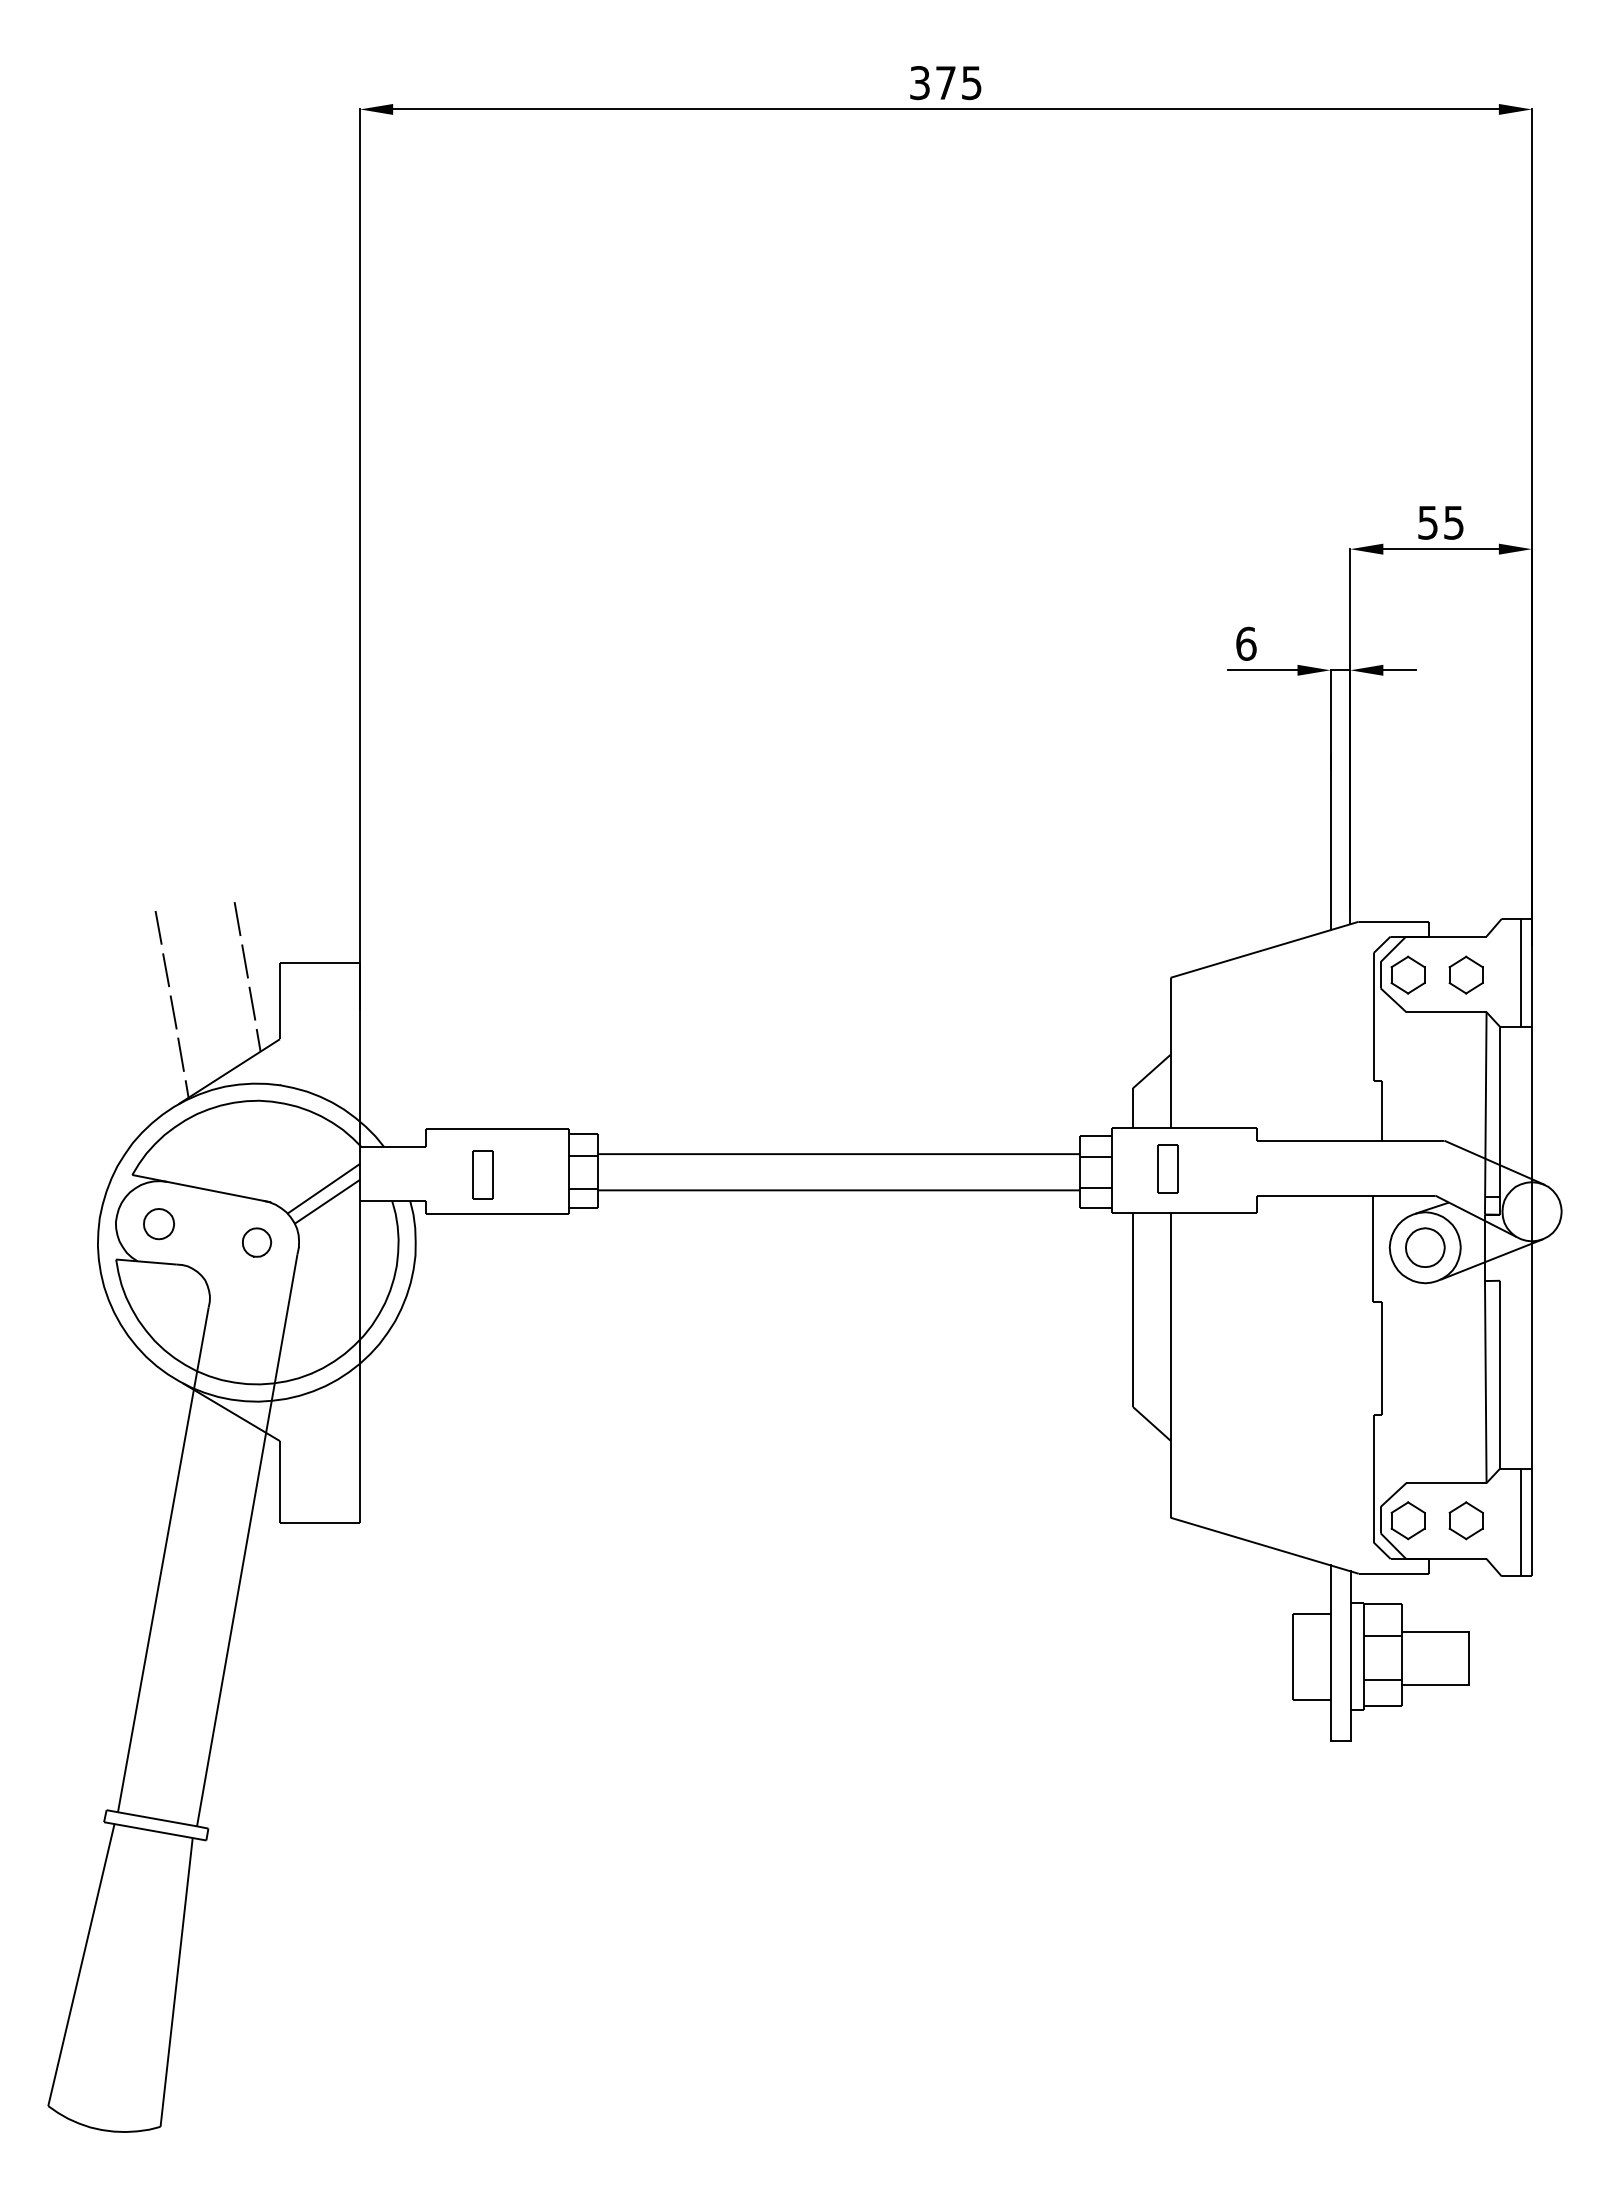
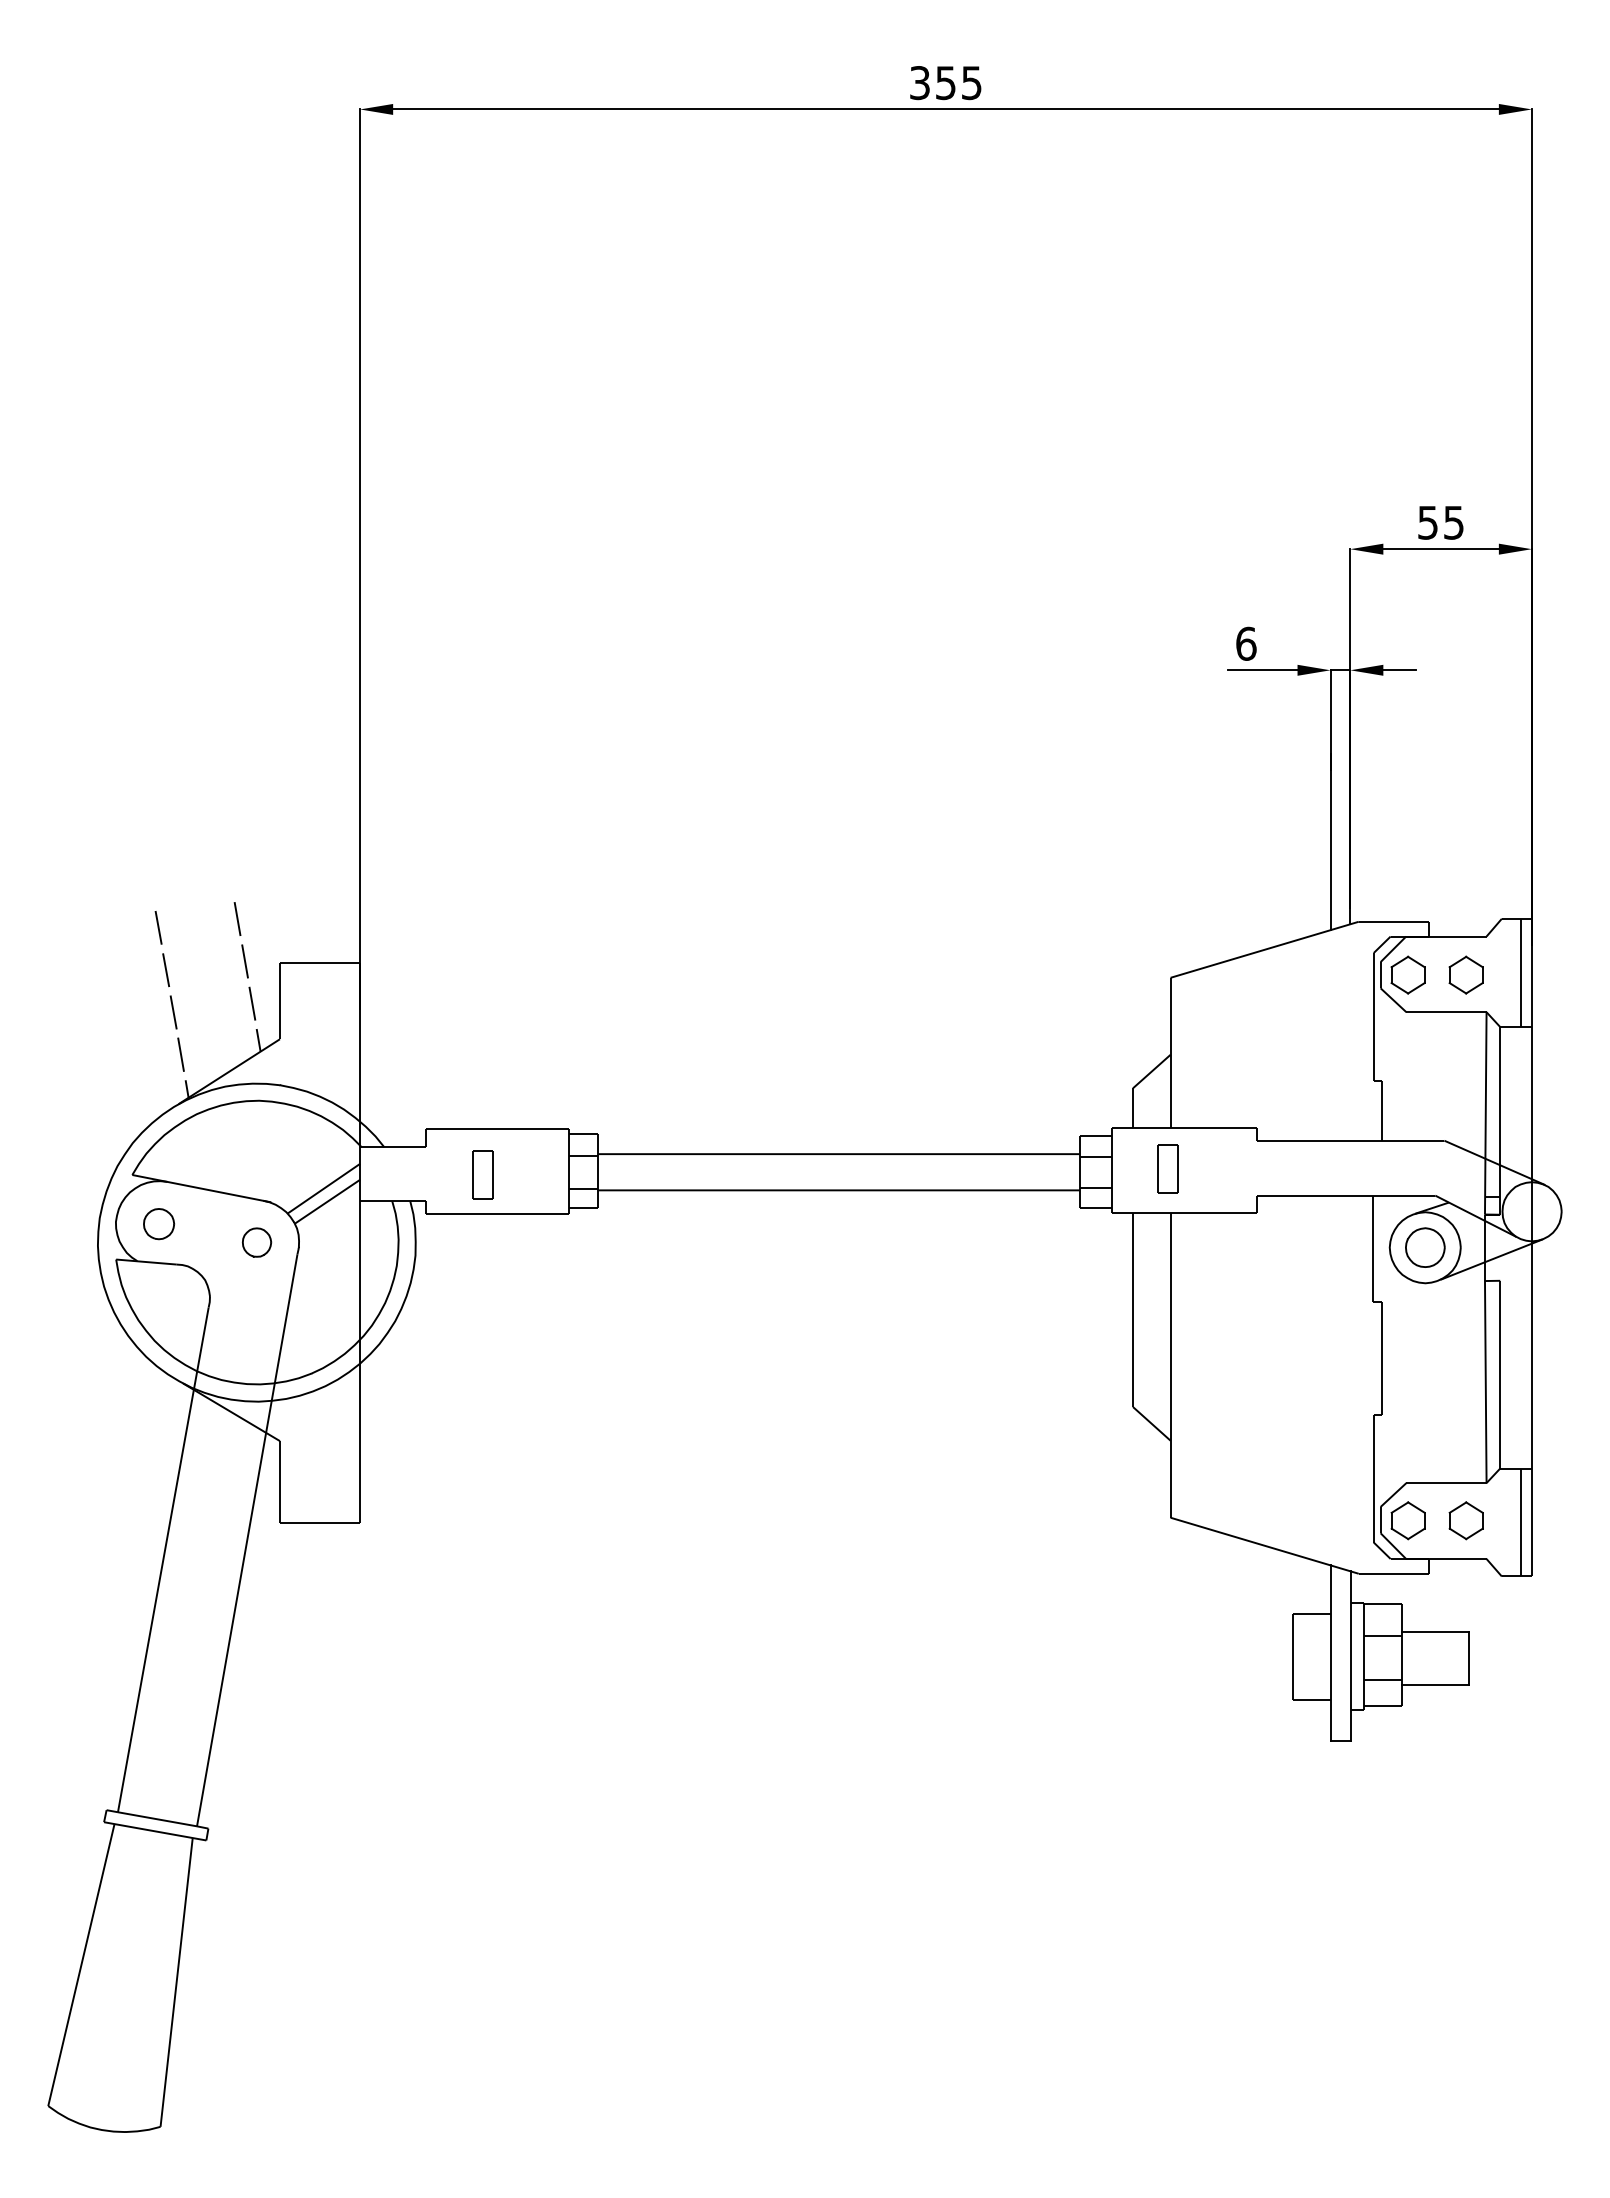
text: 375 -> 355 (945, 83)
